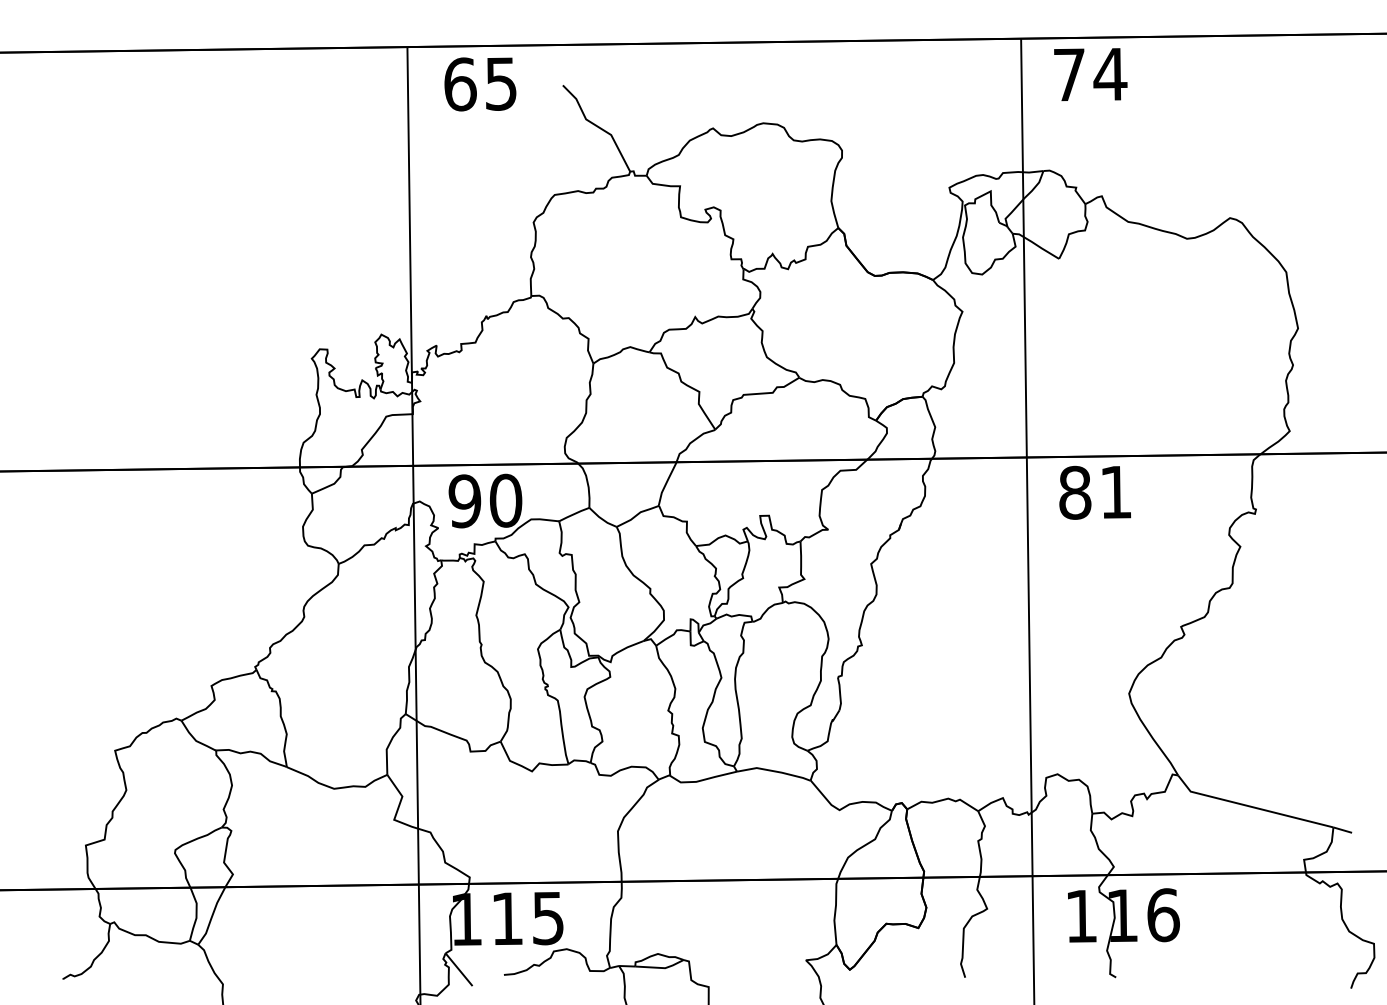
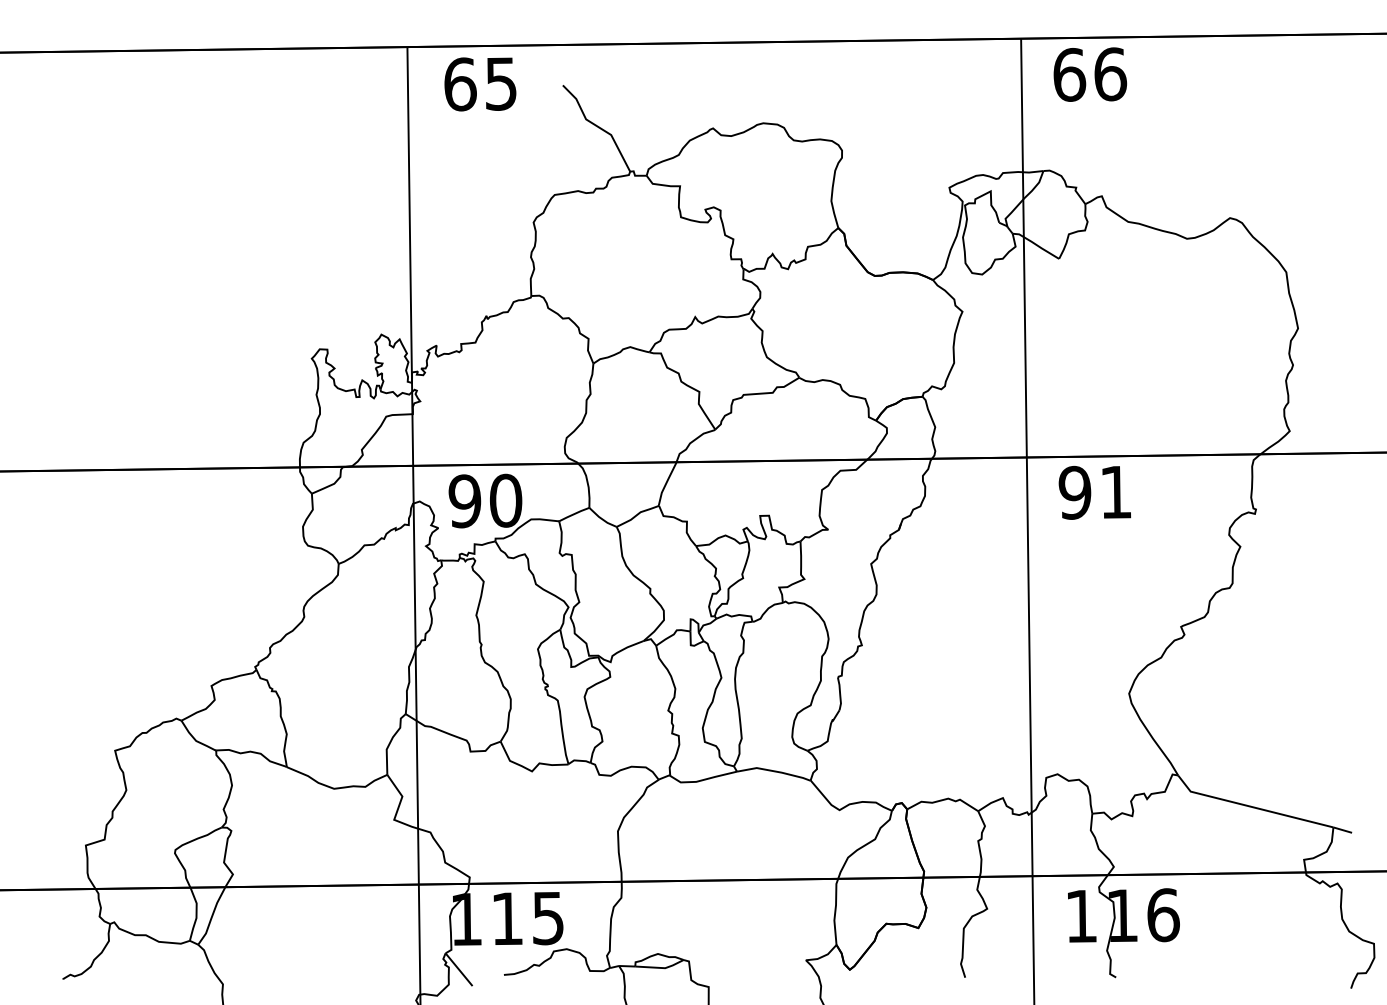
text: 74 -> 66 (1090, 74)
text: 81 -> 91 (1074, 492)
